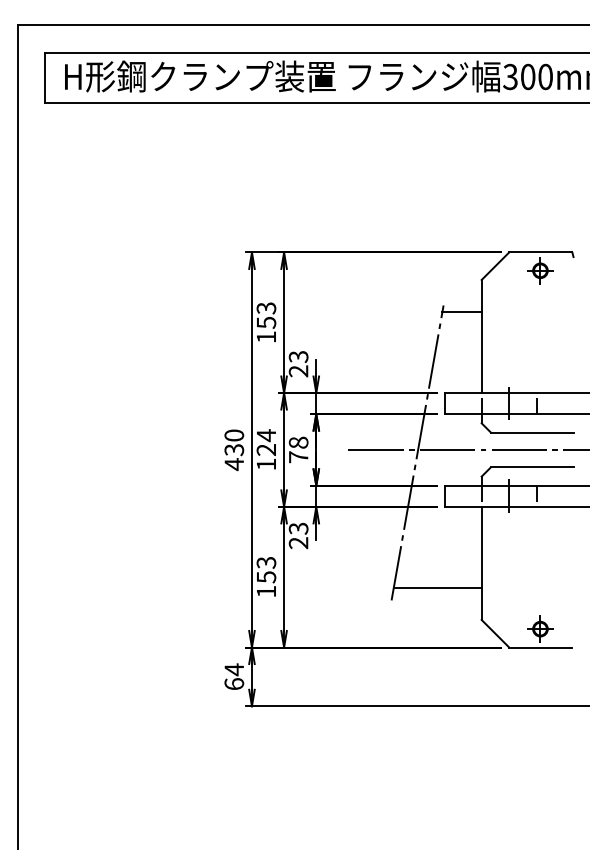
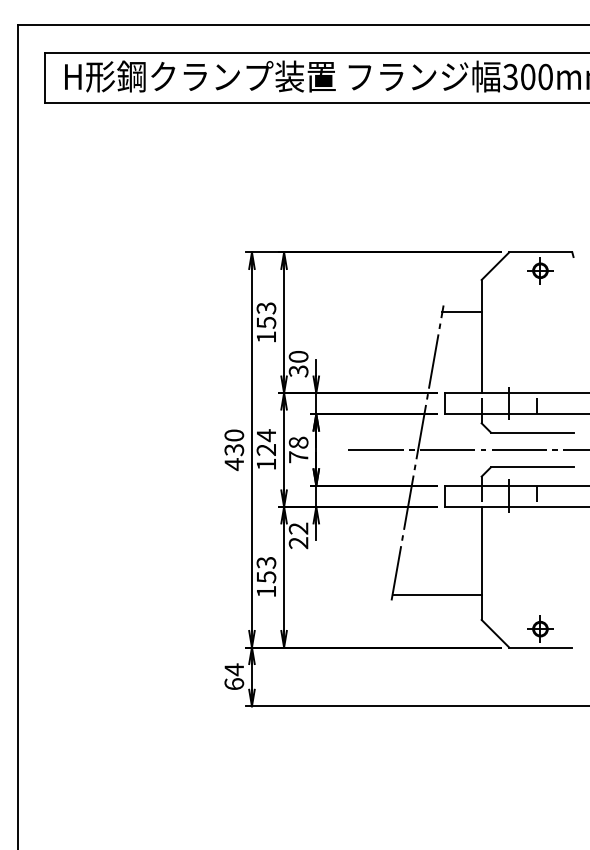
text: 23 -> 30 (298, 364)
text: 23 -> 22 (298, 528)
line position: (437, 587) -> (437, 594) (437, 594)
